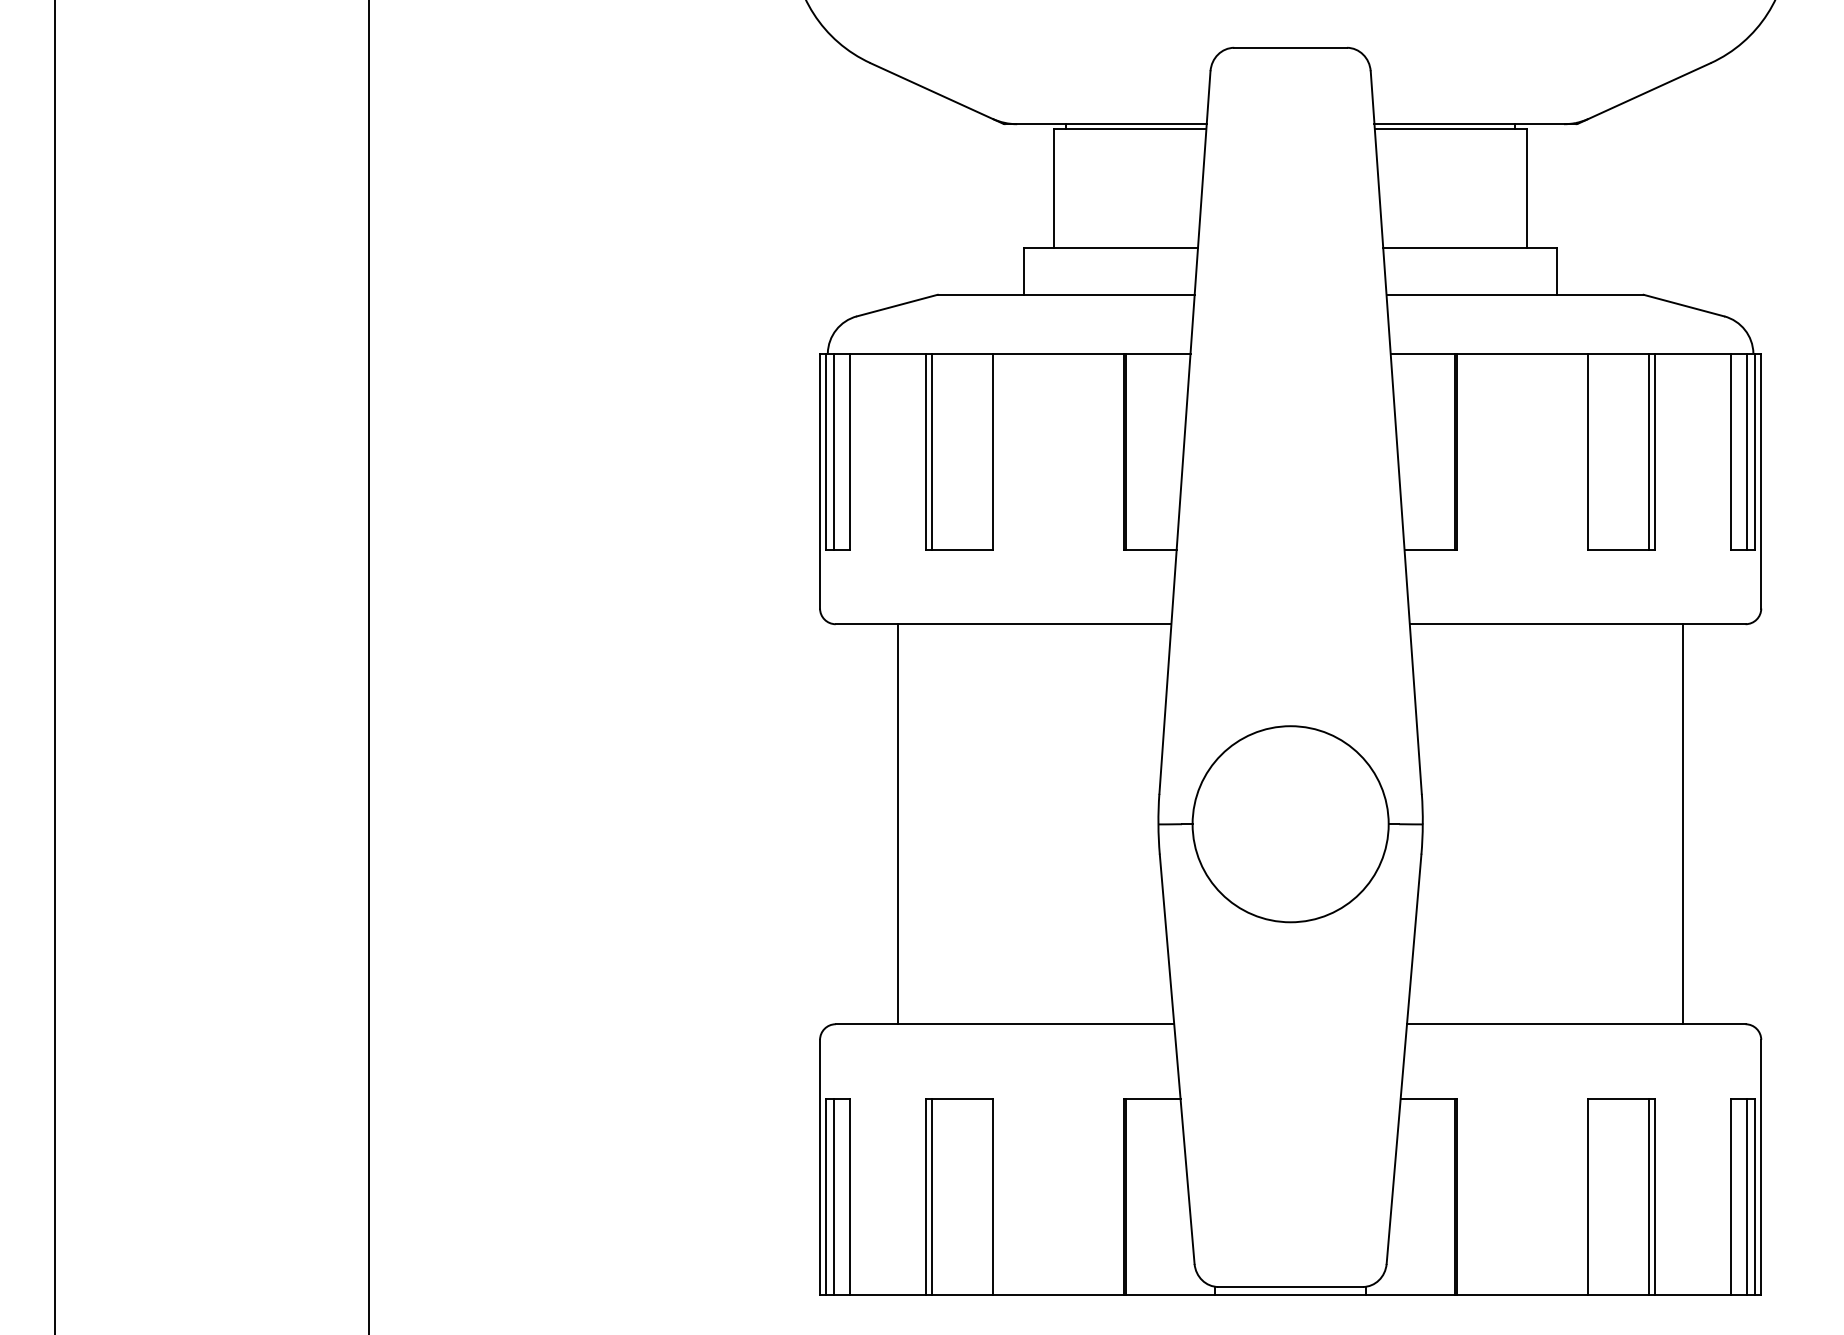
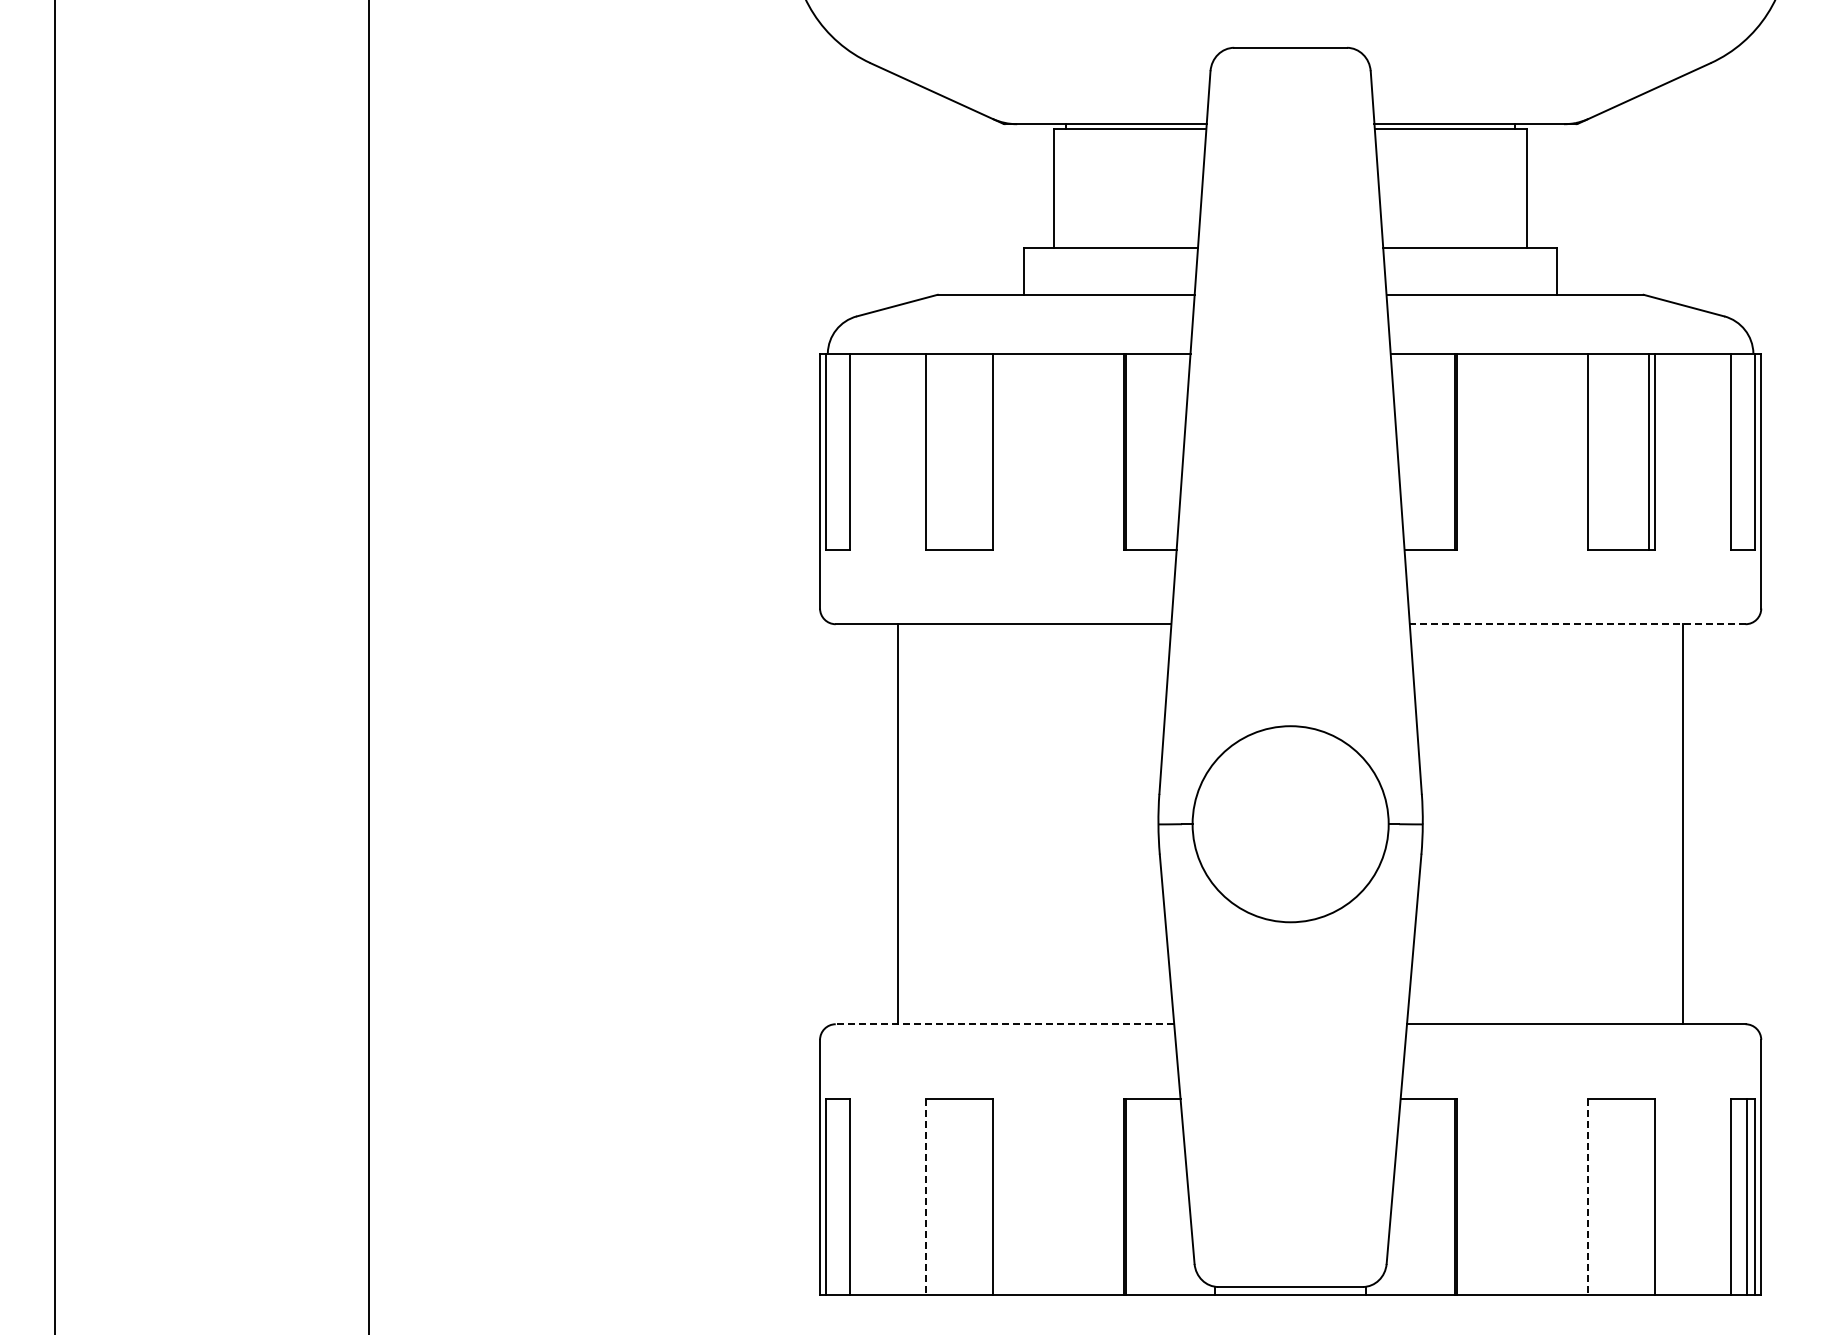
line: present -> none (833, 451)
line: present -> none (931, 451)
line: present -> none (1747, 451)
line: solid -> dashed (1577, 624)
line: solid -> dashed (1004, 1024)
line: present -> none (833, 1196)
line: present -> none (931, 1196)
line: present -> none (1649, 1196)
line: solid -> dashed (926, 1197)
line: solid -> dashed (1588, 1197)
